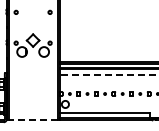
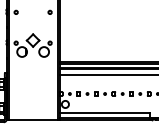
line: dashed -> solid (108, 74)
line: dashed -> solid (32, 119)
